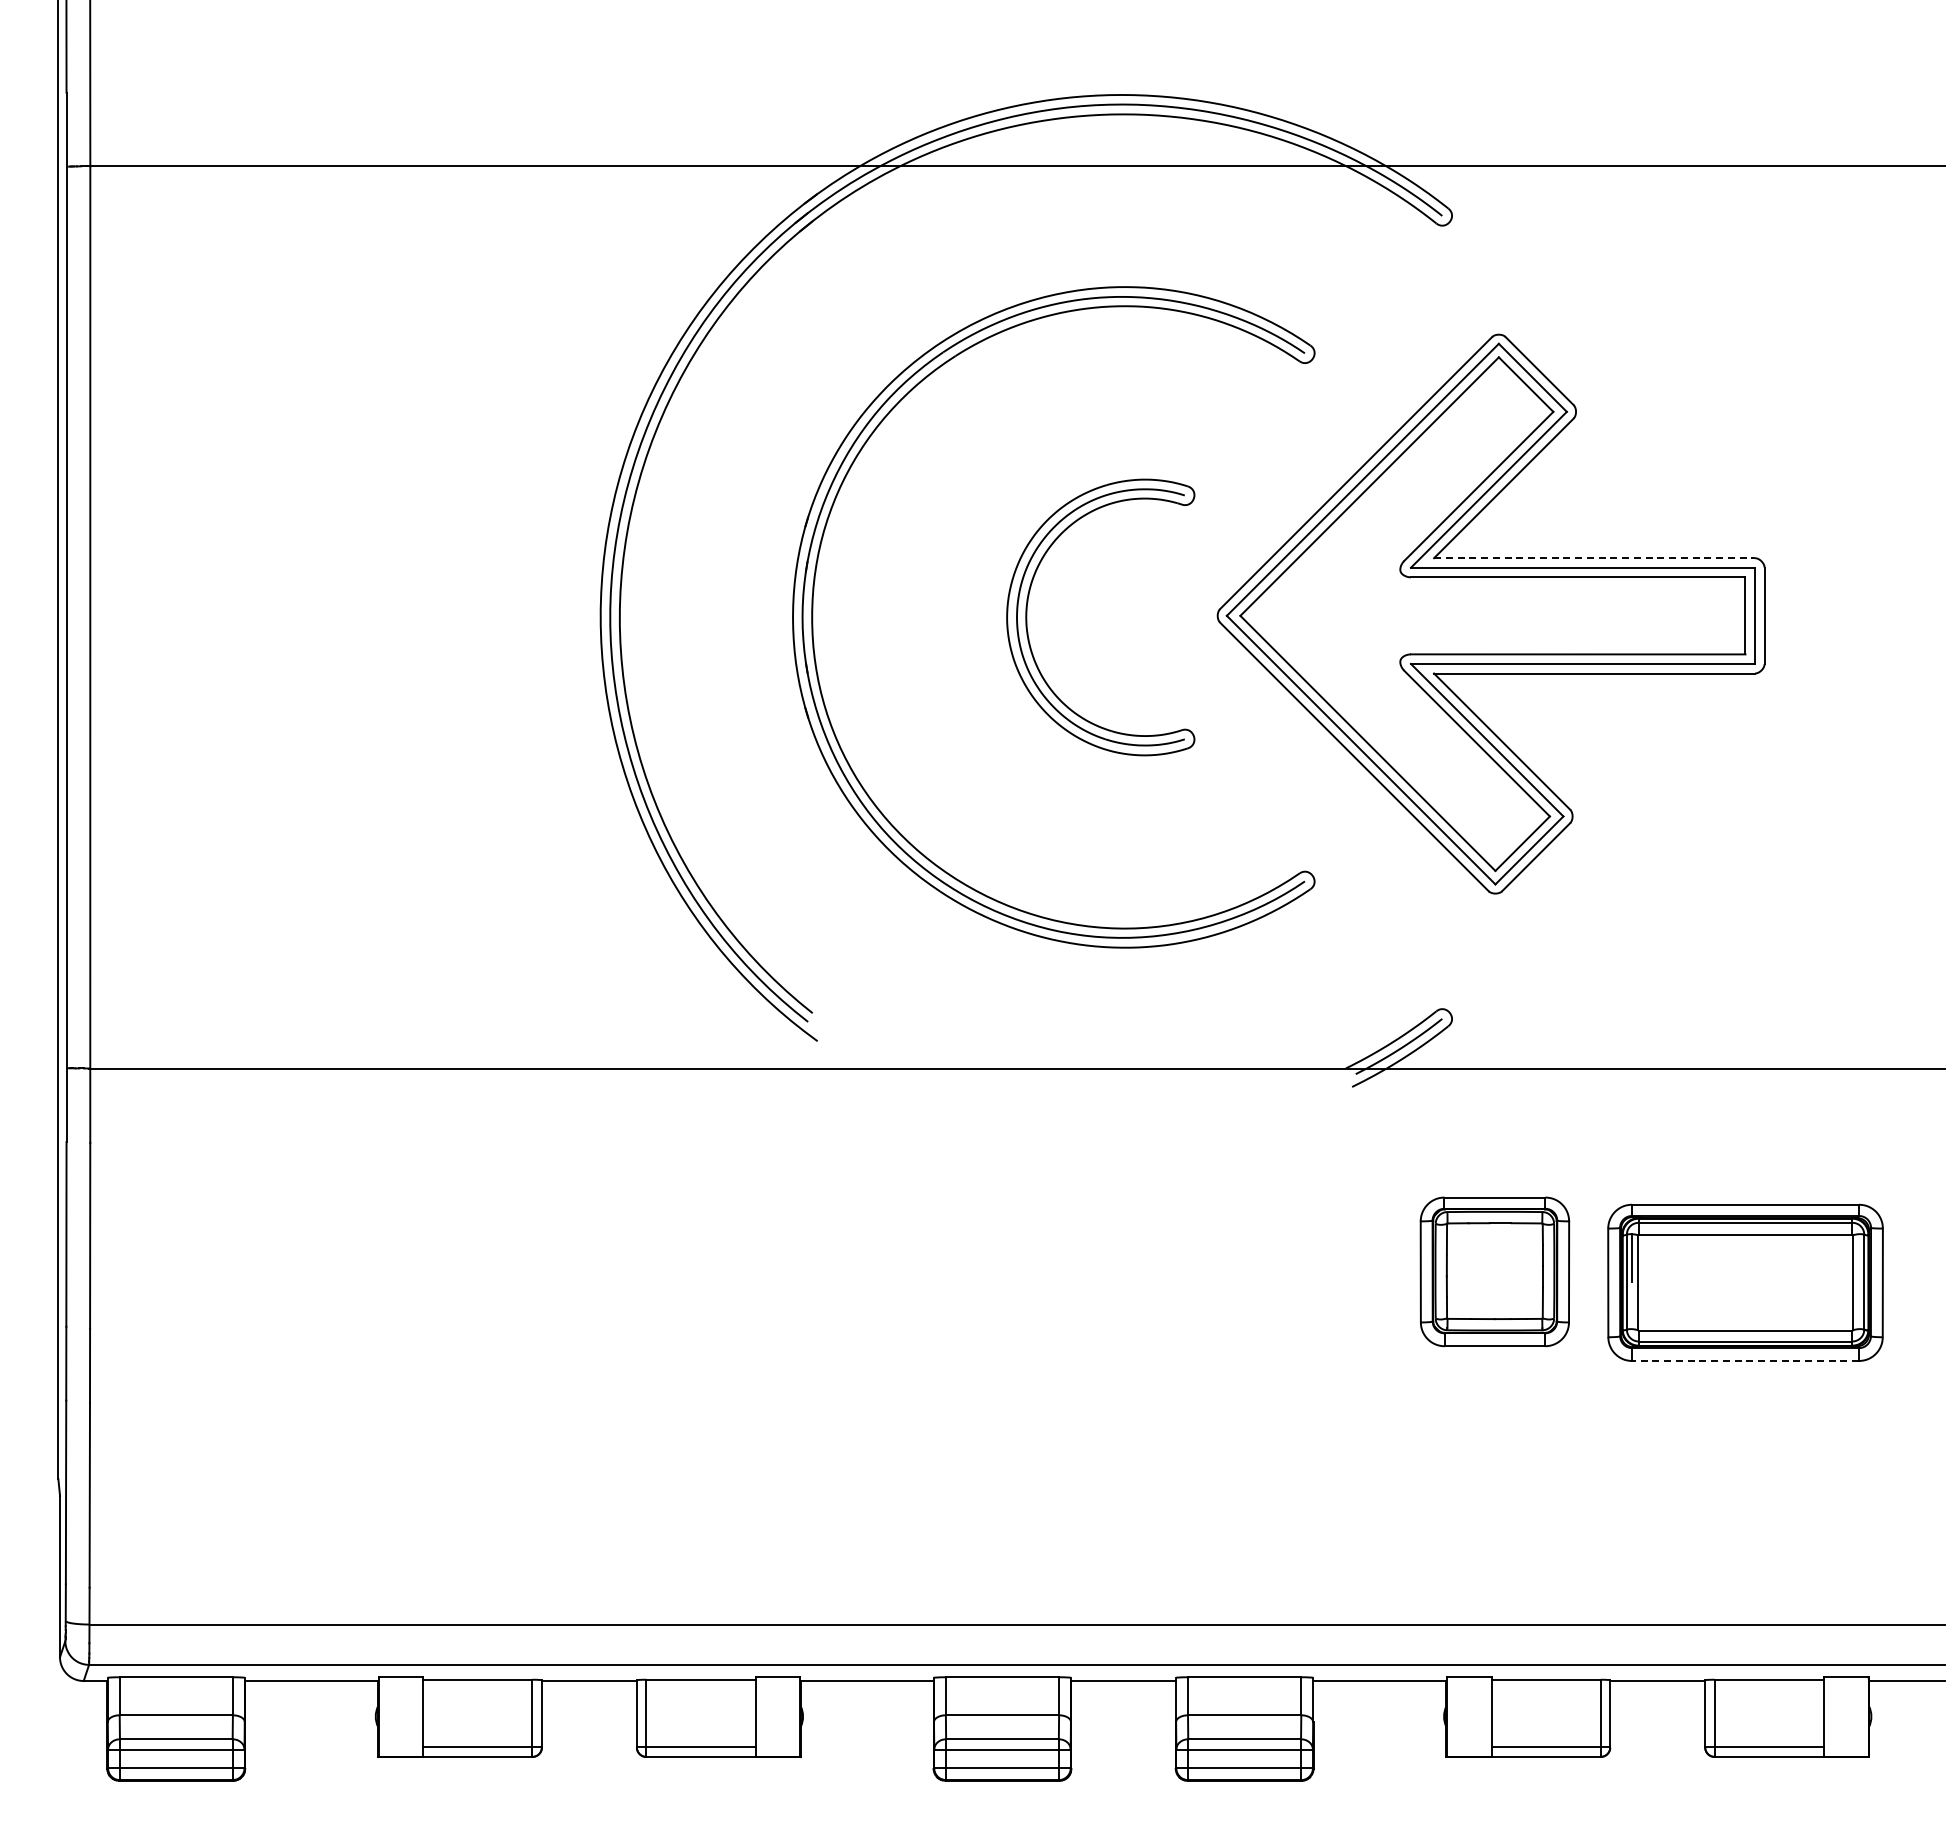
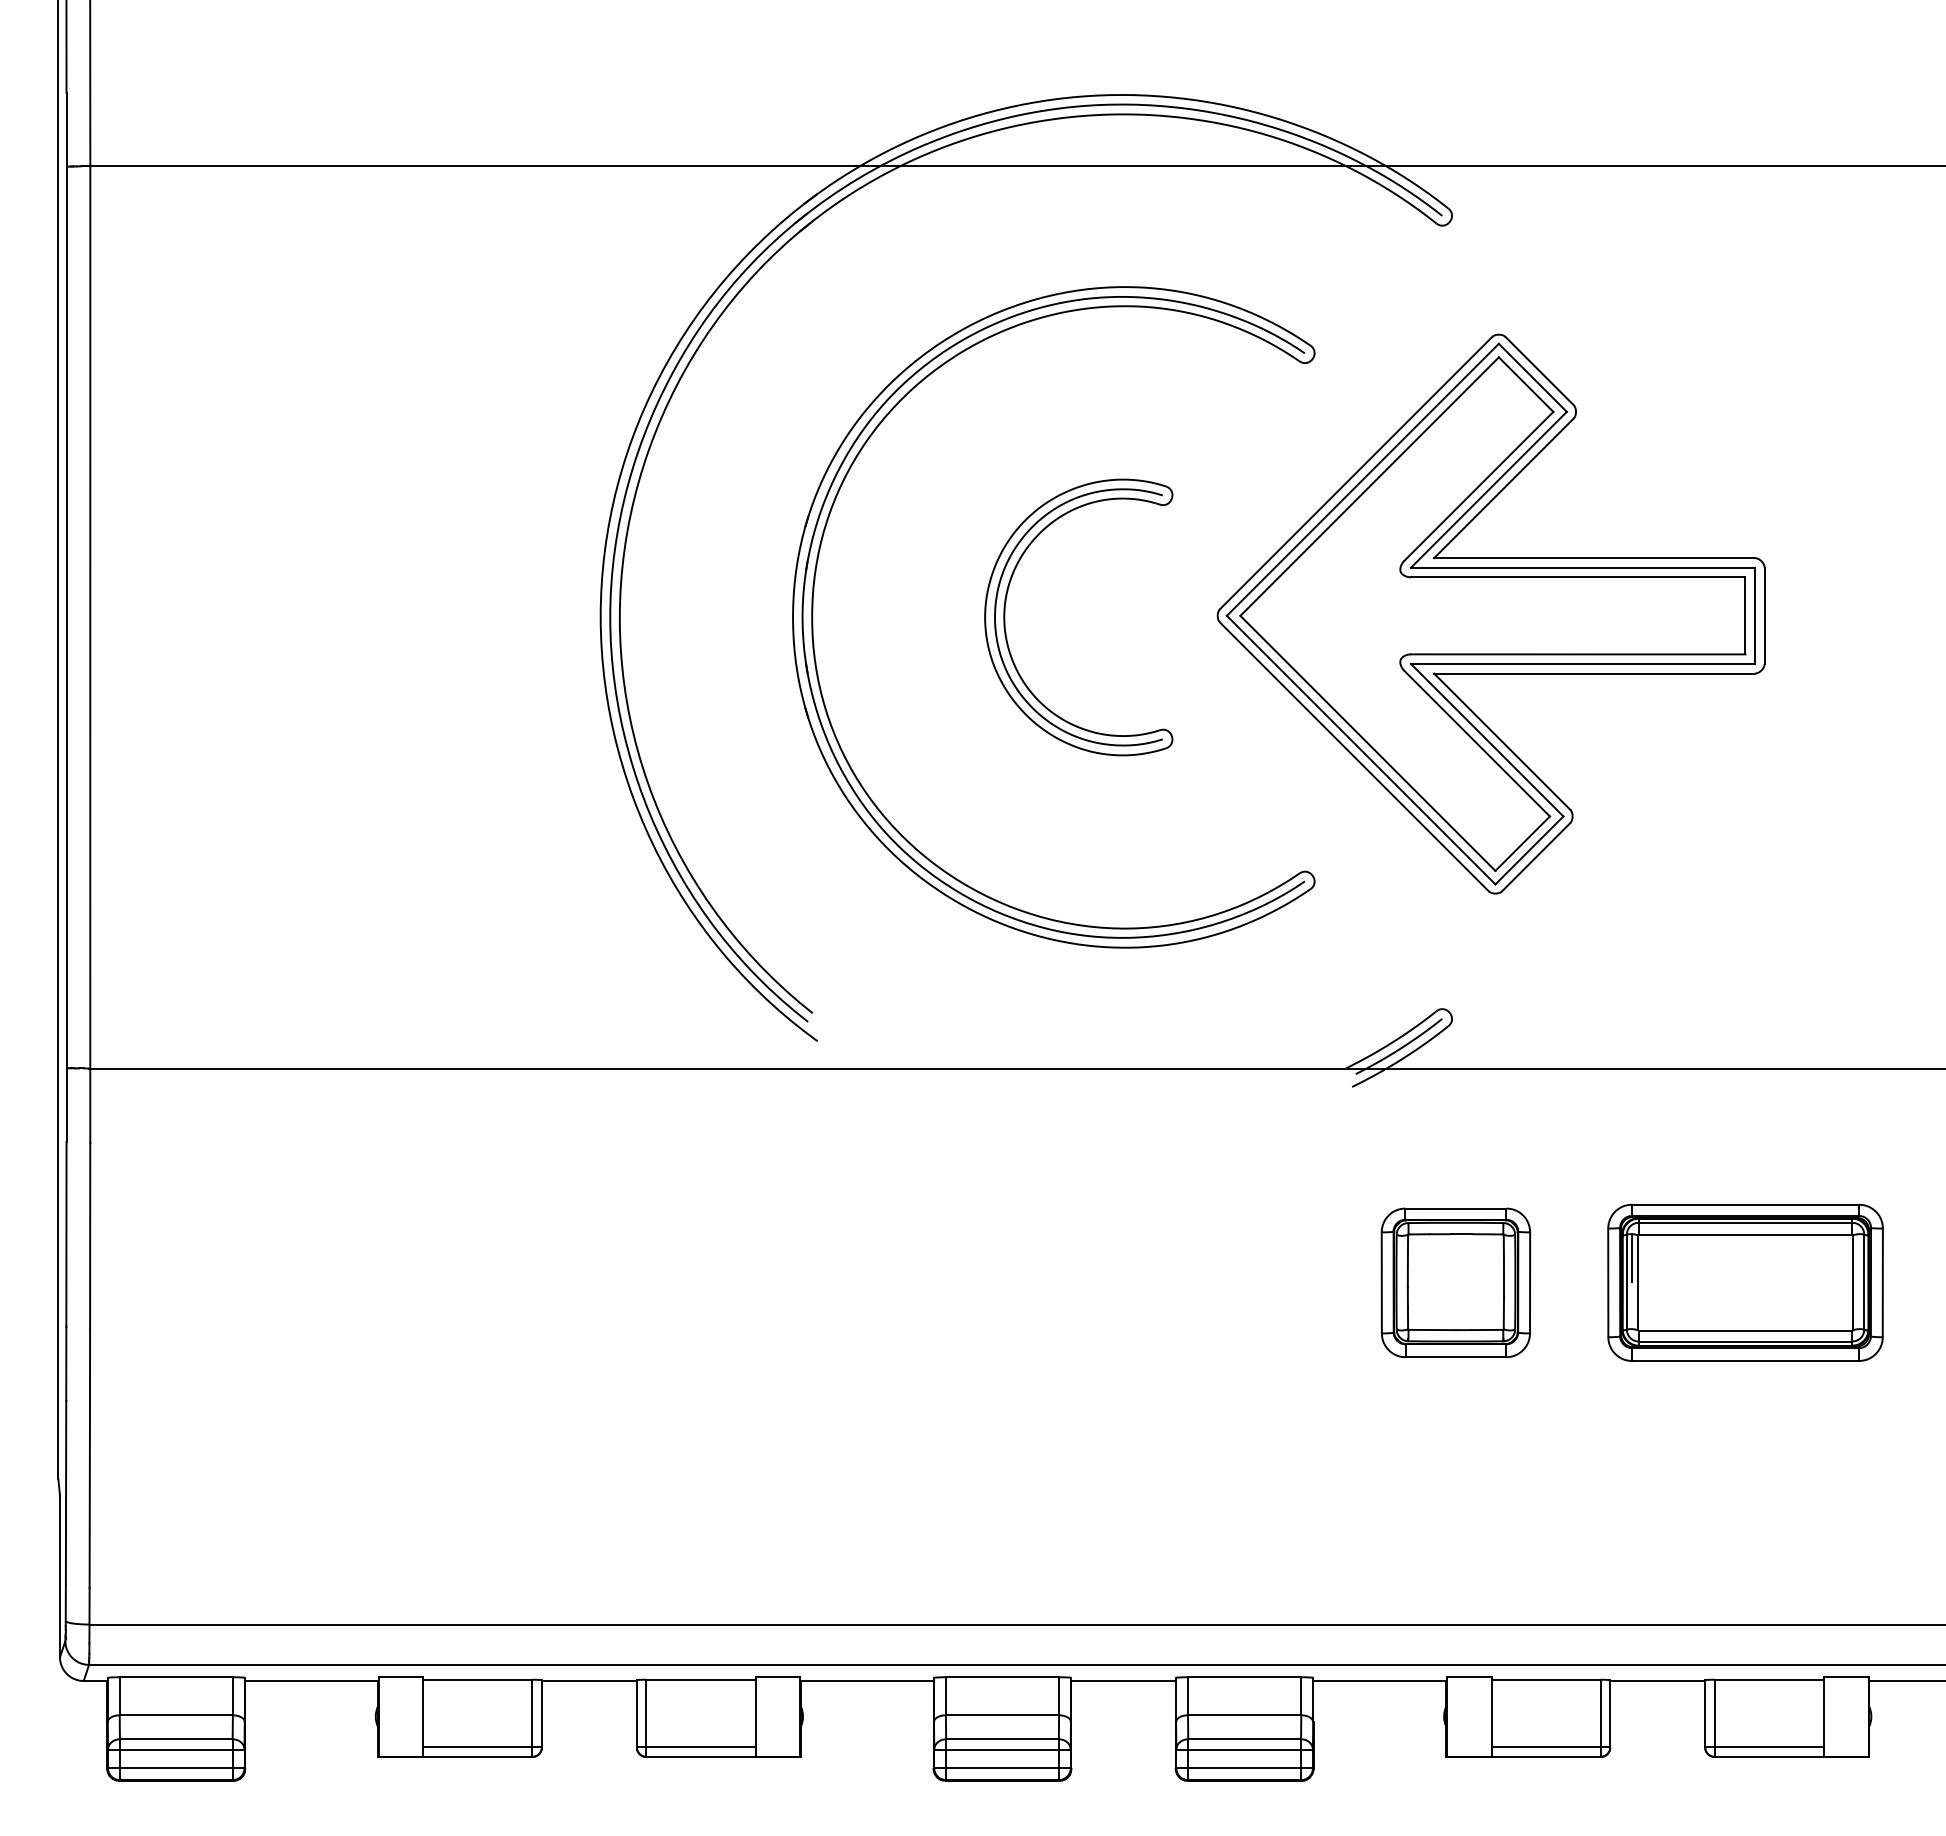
line: dashed -> solid (1595, 558)
part position: (1027, 617) -> (1005, 617) (1005, 617)
part position: (1494, 1271) -> (1455, 1282) (1455, 1282)
line: dashed -> solid (1745, 1361)
